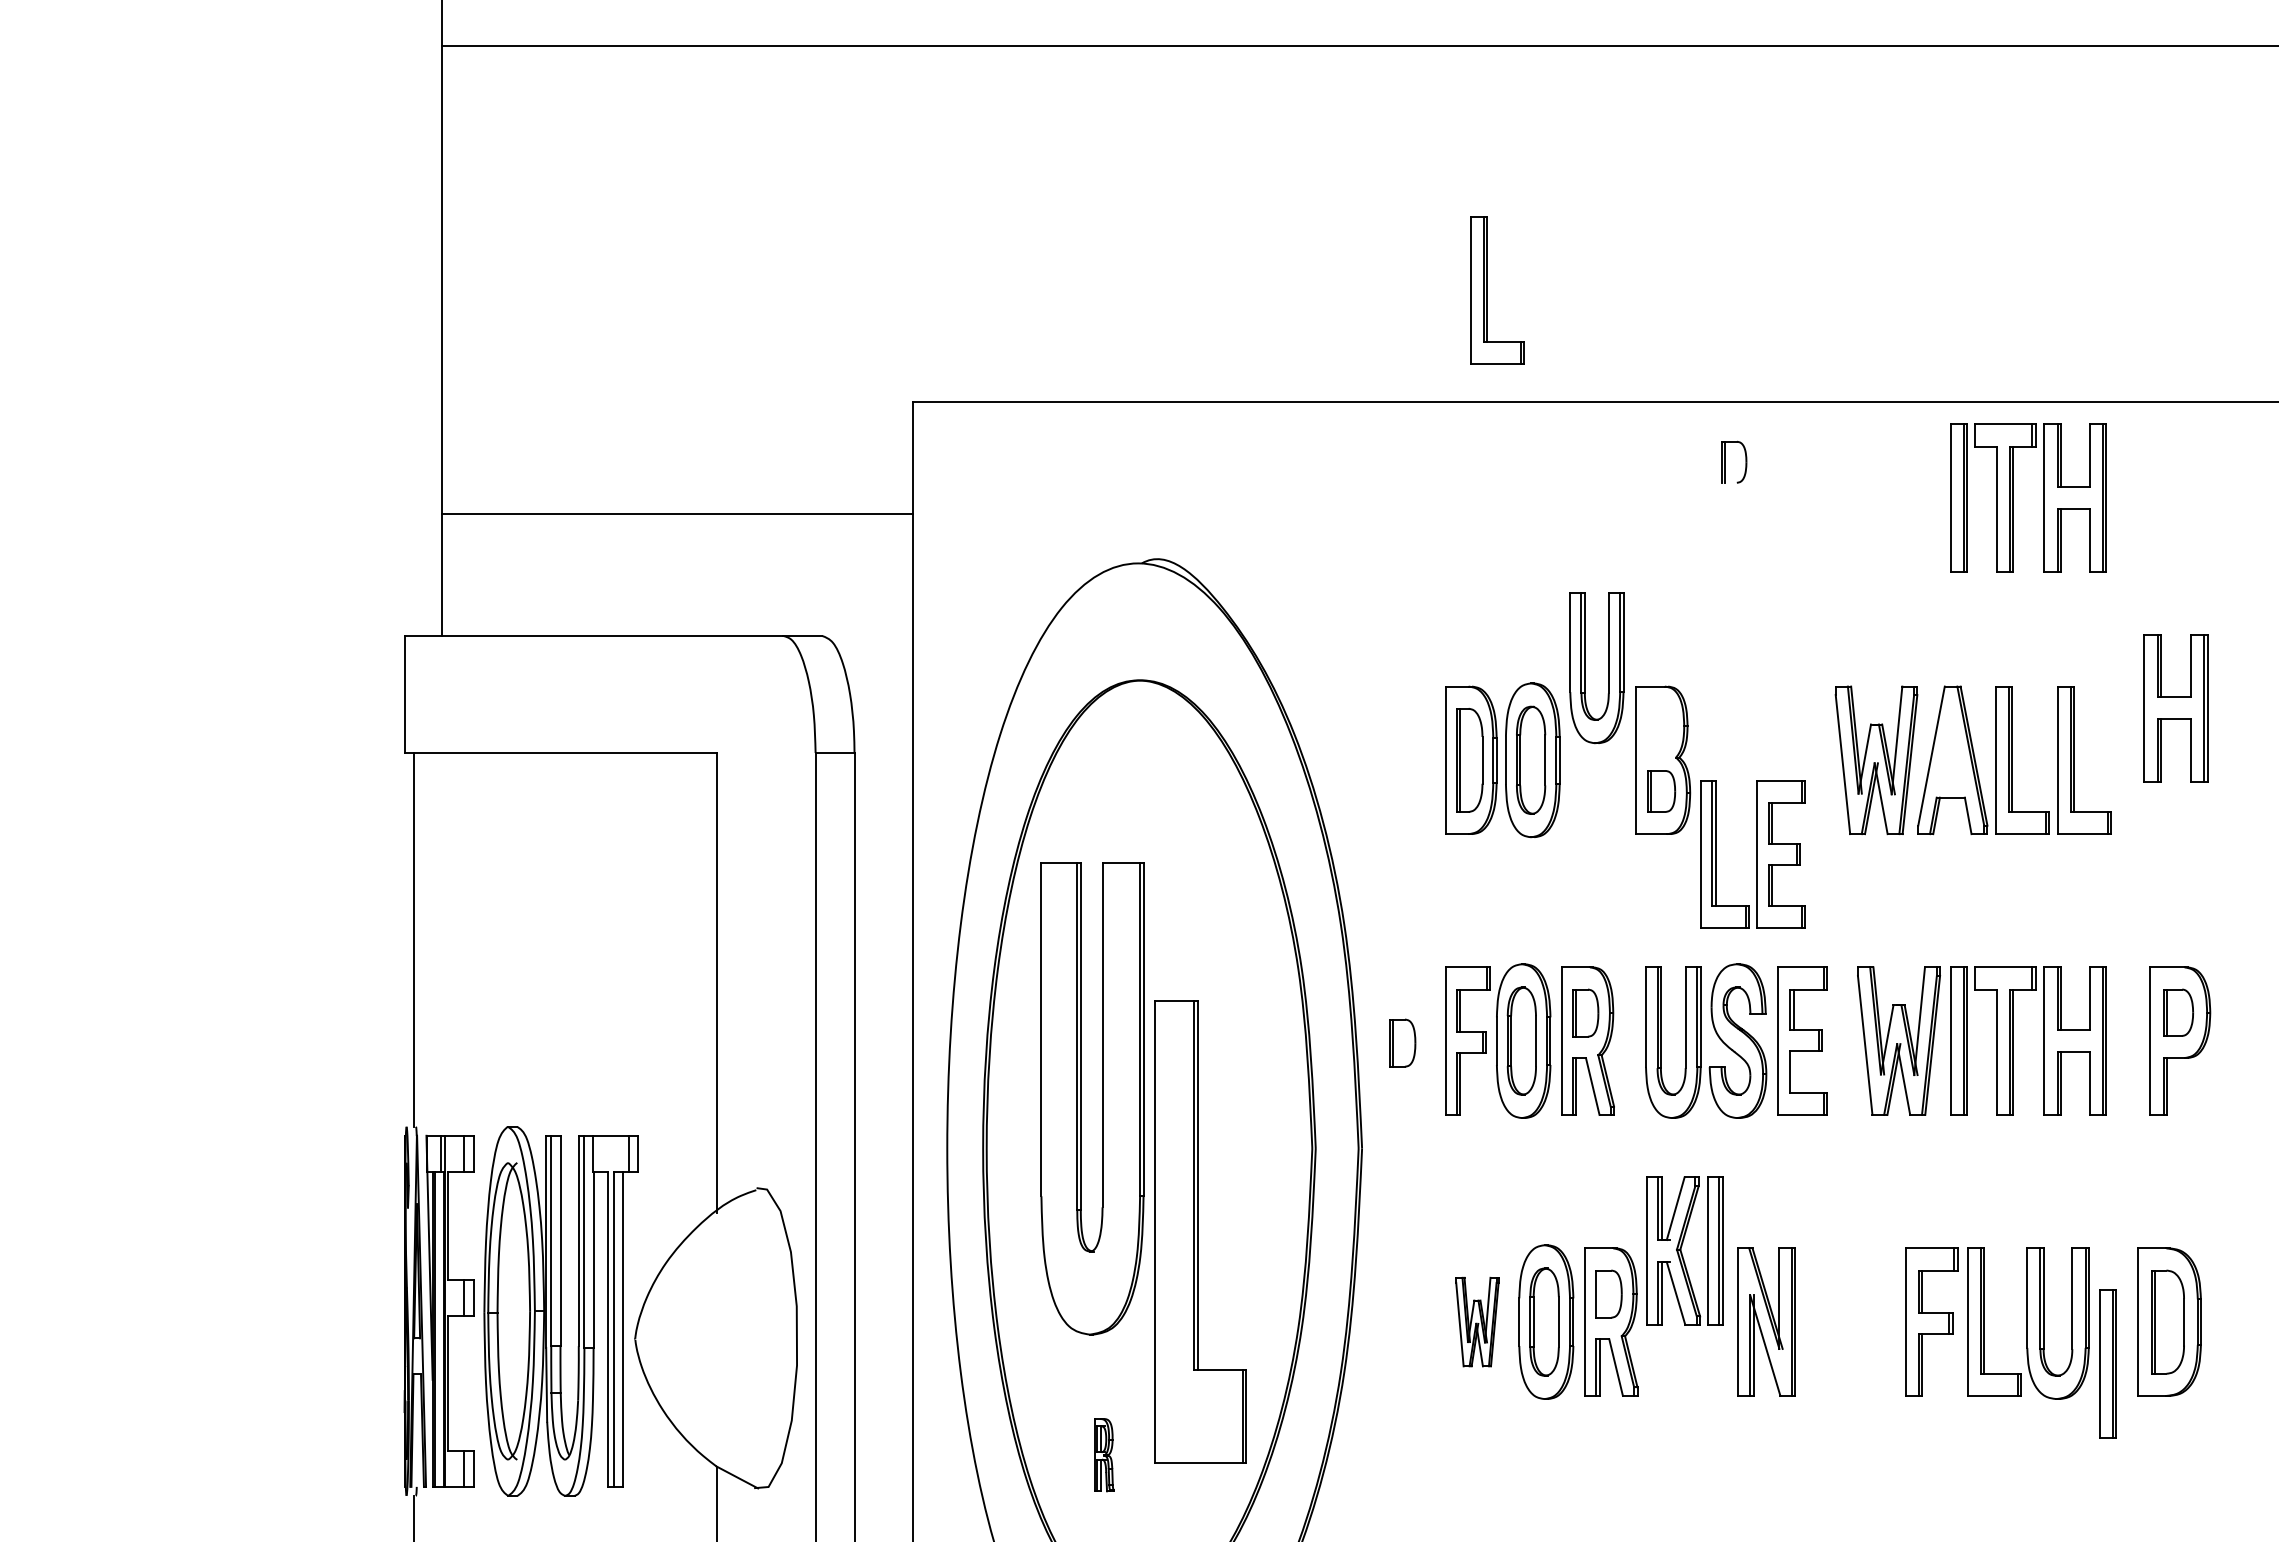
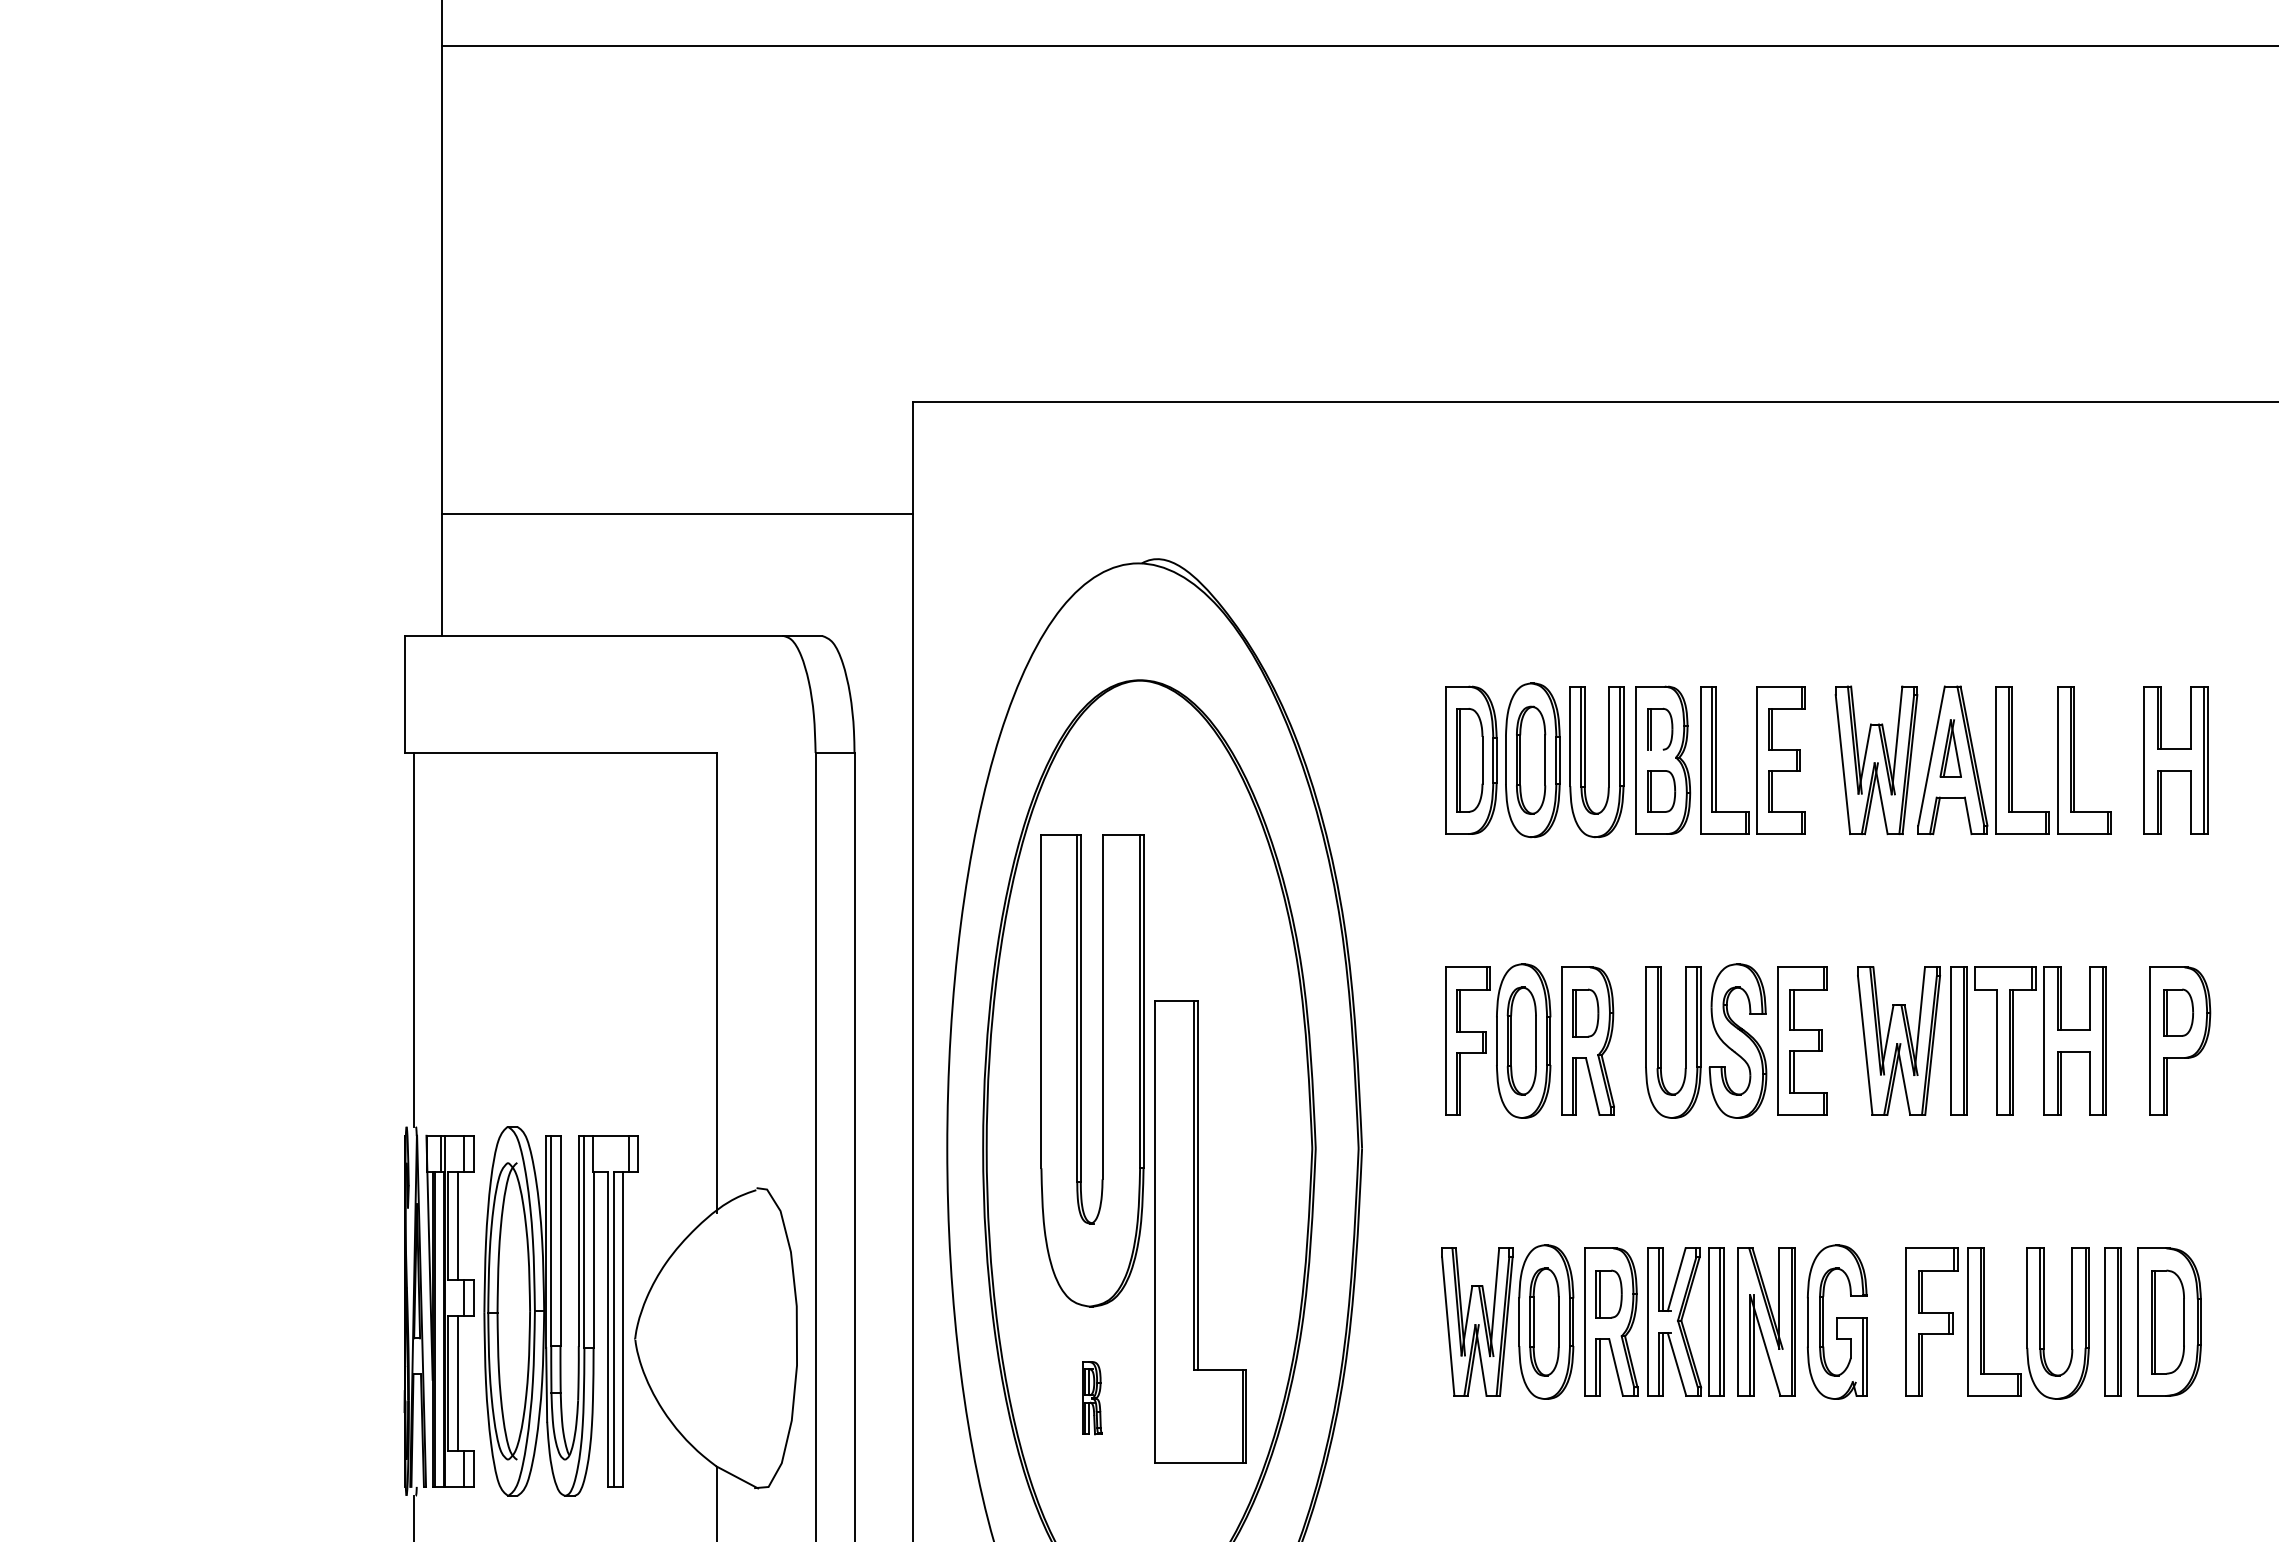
part: present -> none (1487, 290)
part position: (1725, 461) -> (1651, 728) (1651, 728)
part: present -> none (2013, 497)
part position: (1585, 668) -> (1585, 762) (1585, 762)
part position: (2175, 708) -> (2175, 760) (2175, 760)
part: none -> present (1950, 748)
part position: (1752, 854) -> (1752, 760) (1752, 760)
part: present -> none (1402, 1042)
line: none -> present (1793, 1071)
part position: (1102, 1098) -> (1102, 1070) (1102, 1070)
line: none -> present (457, 1225)
part position: (1684, 1250) -> (1685, 1321) (1685, 1321)
line: none -> present (1599, 1293)
part size: 45x92 px -> 73x150 px (1477, 1321)
part: none -> present (1836, 1321)
part position: (2107, 1363) -> (2112, 1321) (2112, 1321)
line: none -> present (457, 1382)
part position: (1104, 1455) -> (1092, 1398) (1092, 1398)
